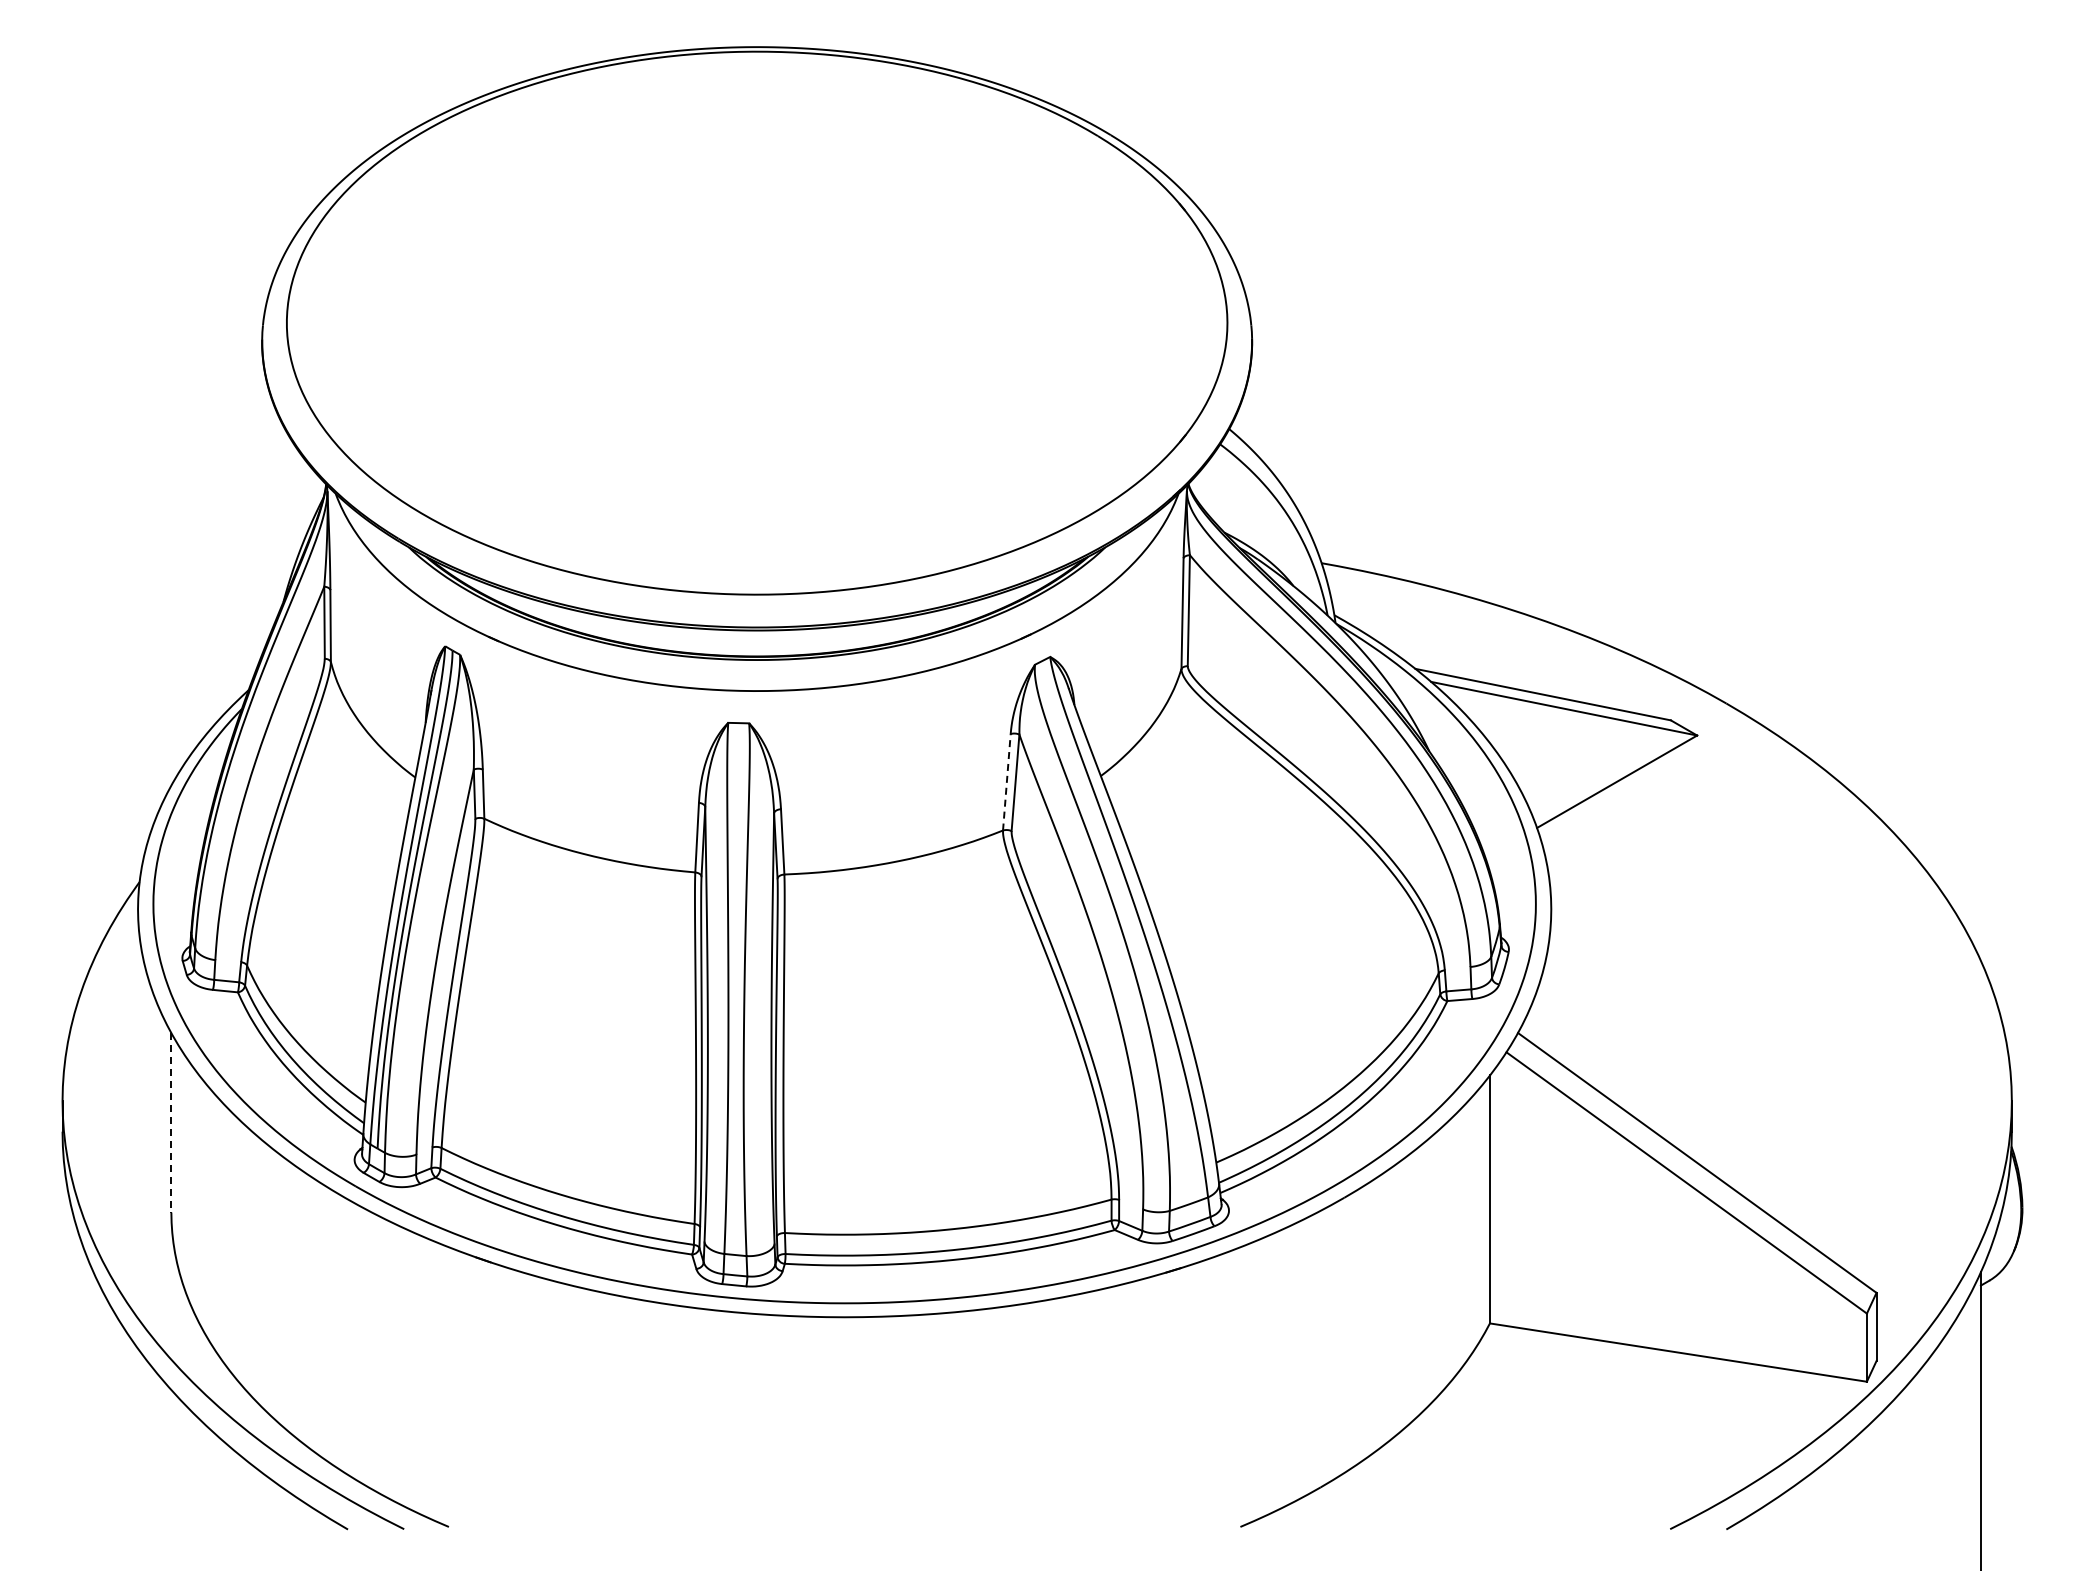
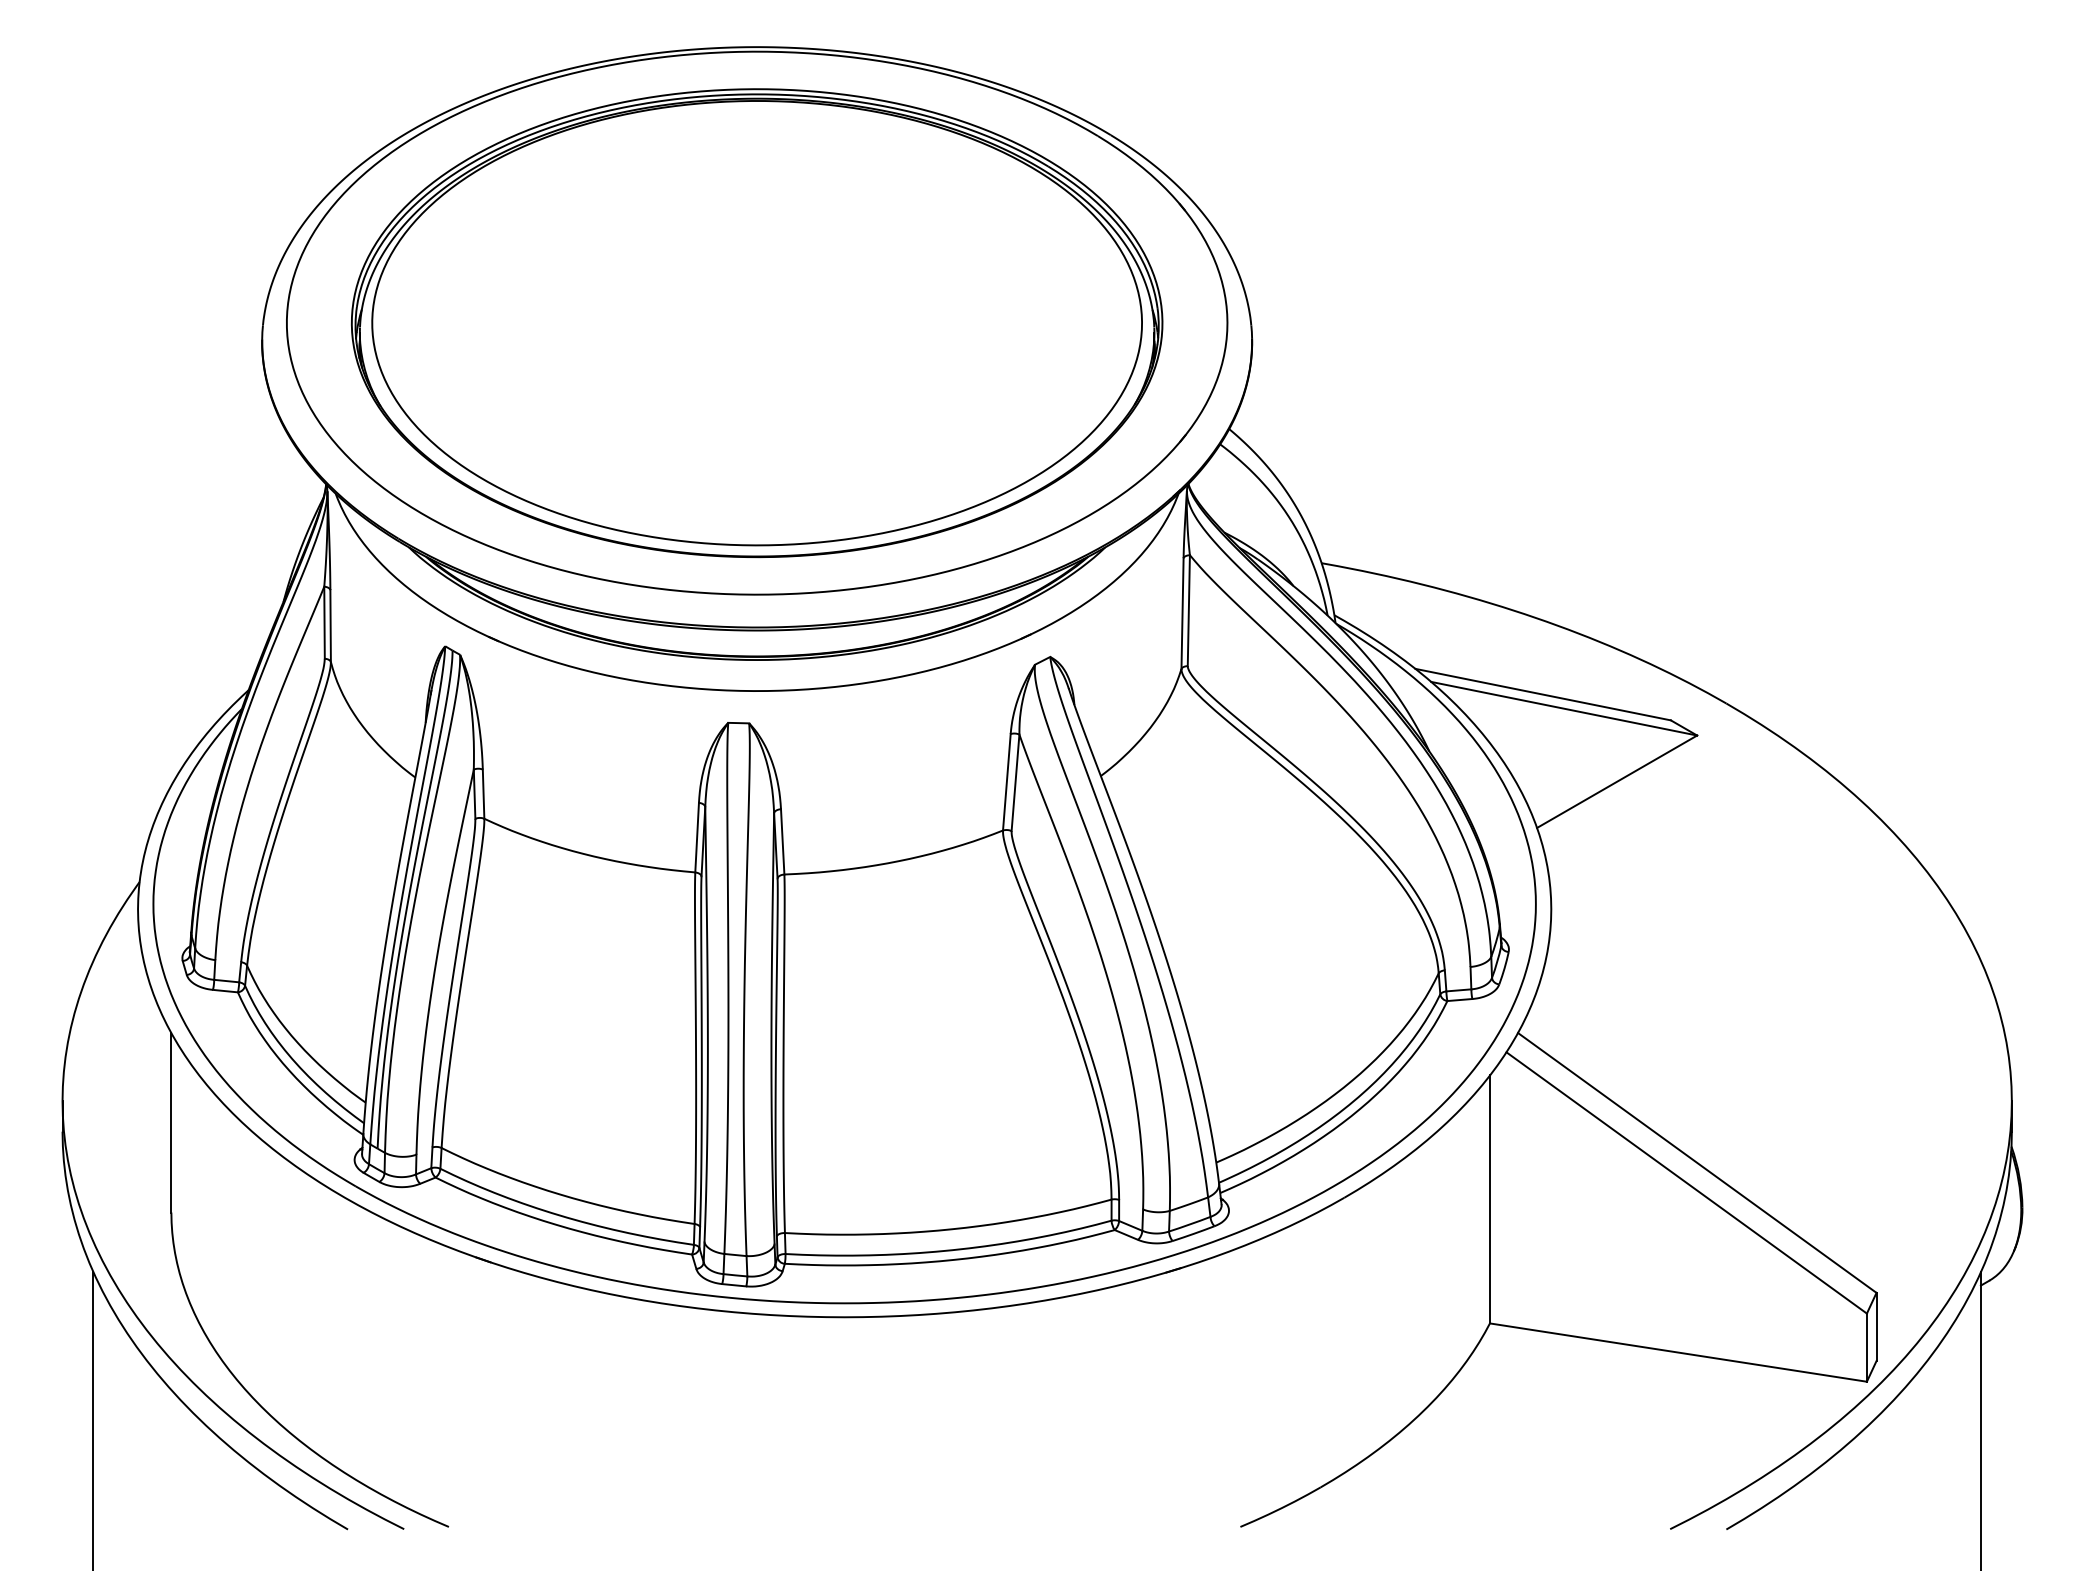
part: none -> present (757, 323)
line: dashed -> solid (1006, 781)
line: dashed -> solid (171, 1122)
line: none -> present (93, 1419)
